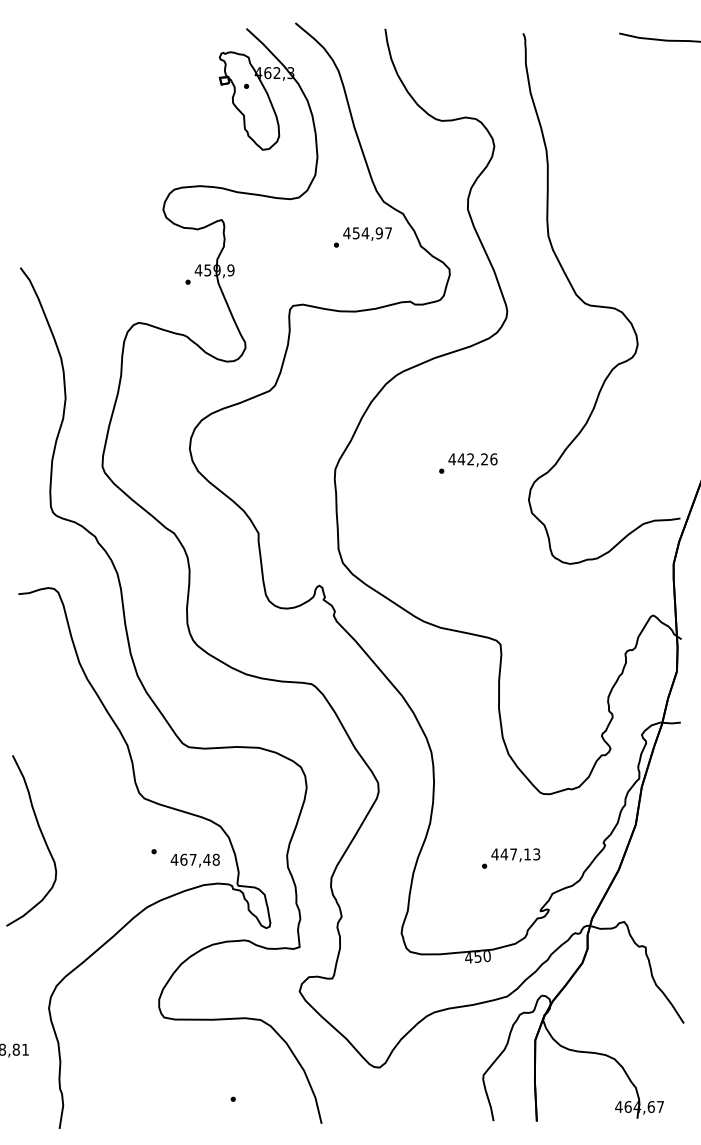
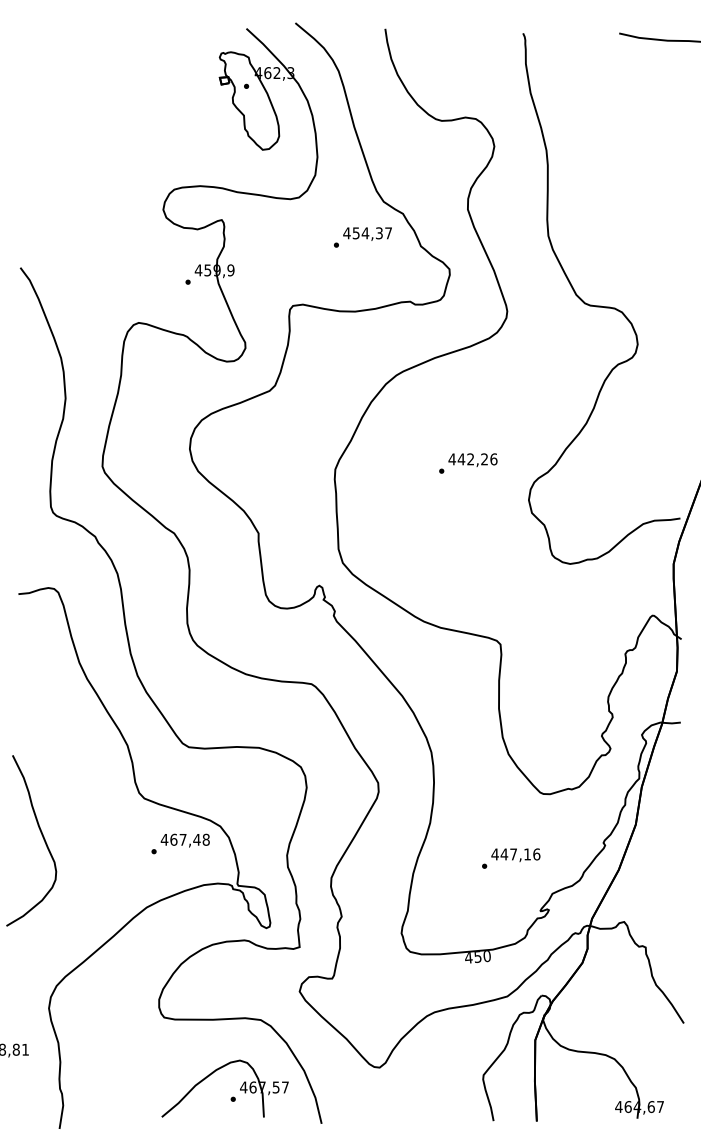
text: 454,97 -> 454,37 (378, 233)
text: 447,13 -> 447,16 (536, 854)
text position: (194, 860) -> (184, 840) (184, 840)
part: none -> present (240, 1088)
